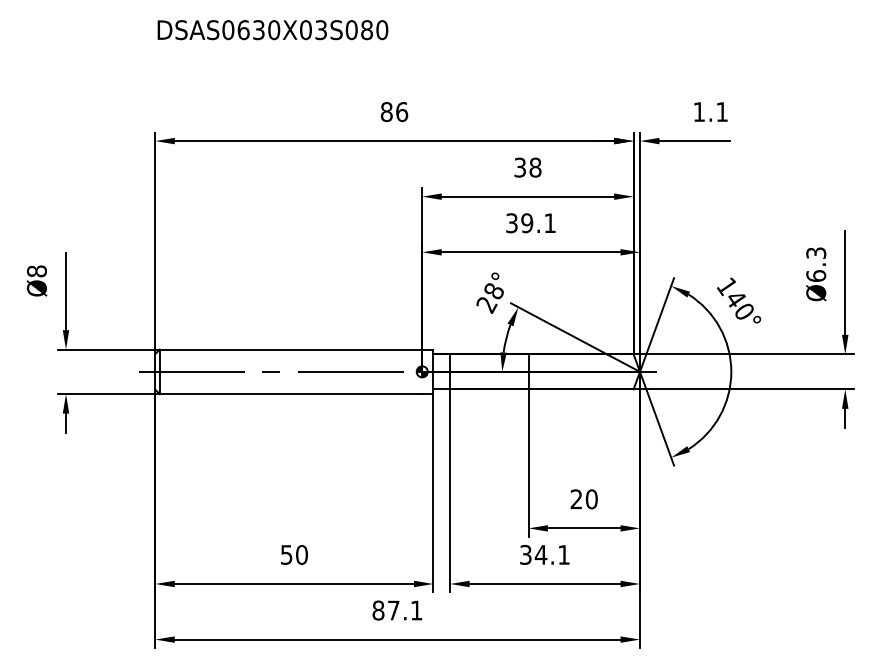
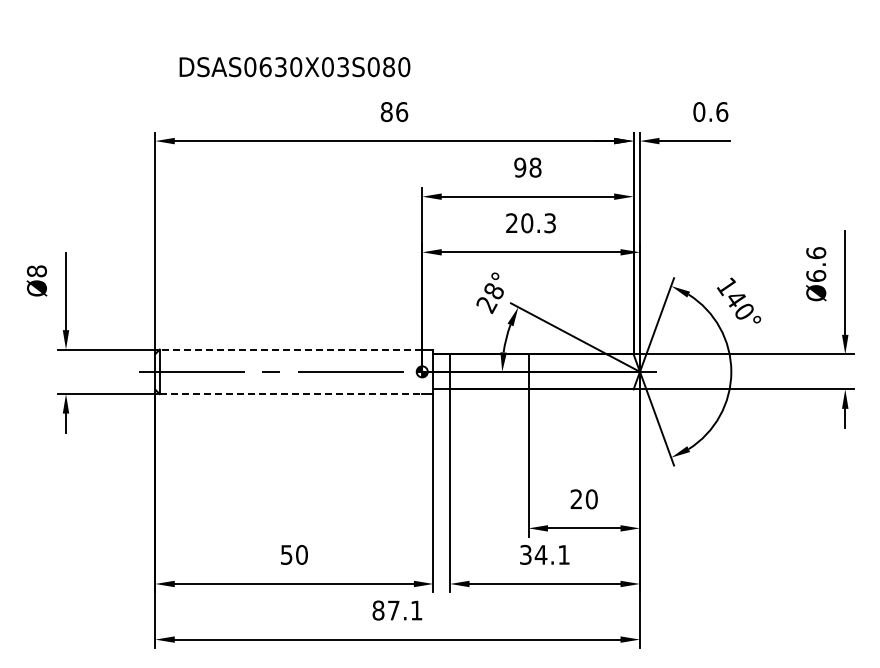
text position: (272, 30) -> (294, 67) (294, 67)
text: 1.1 -> 0.6 (710, 112)
text: 38 -> 98 (520, 167)
text: 39.1 -> 20.3 (530, 223)
text: Ø6.3 -> Ø6.6 (816, 253)
line: solid -> dashed (290, 349)
line: solid -> dashed (291, 394)
